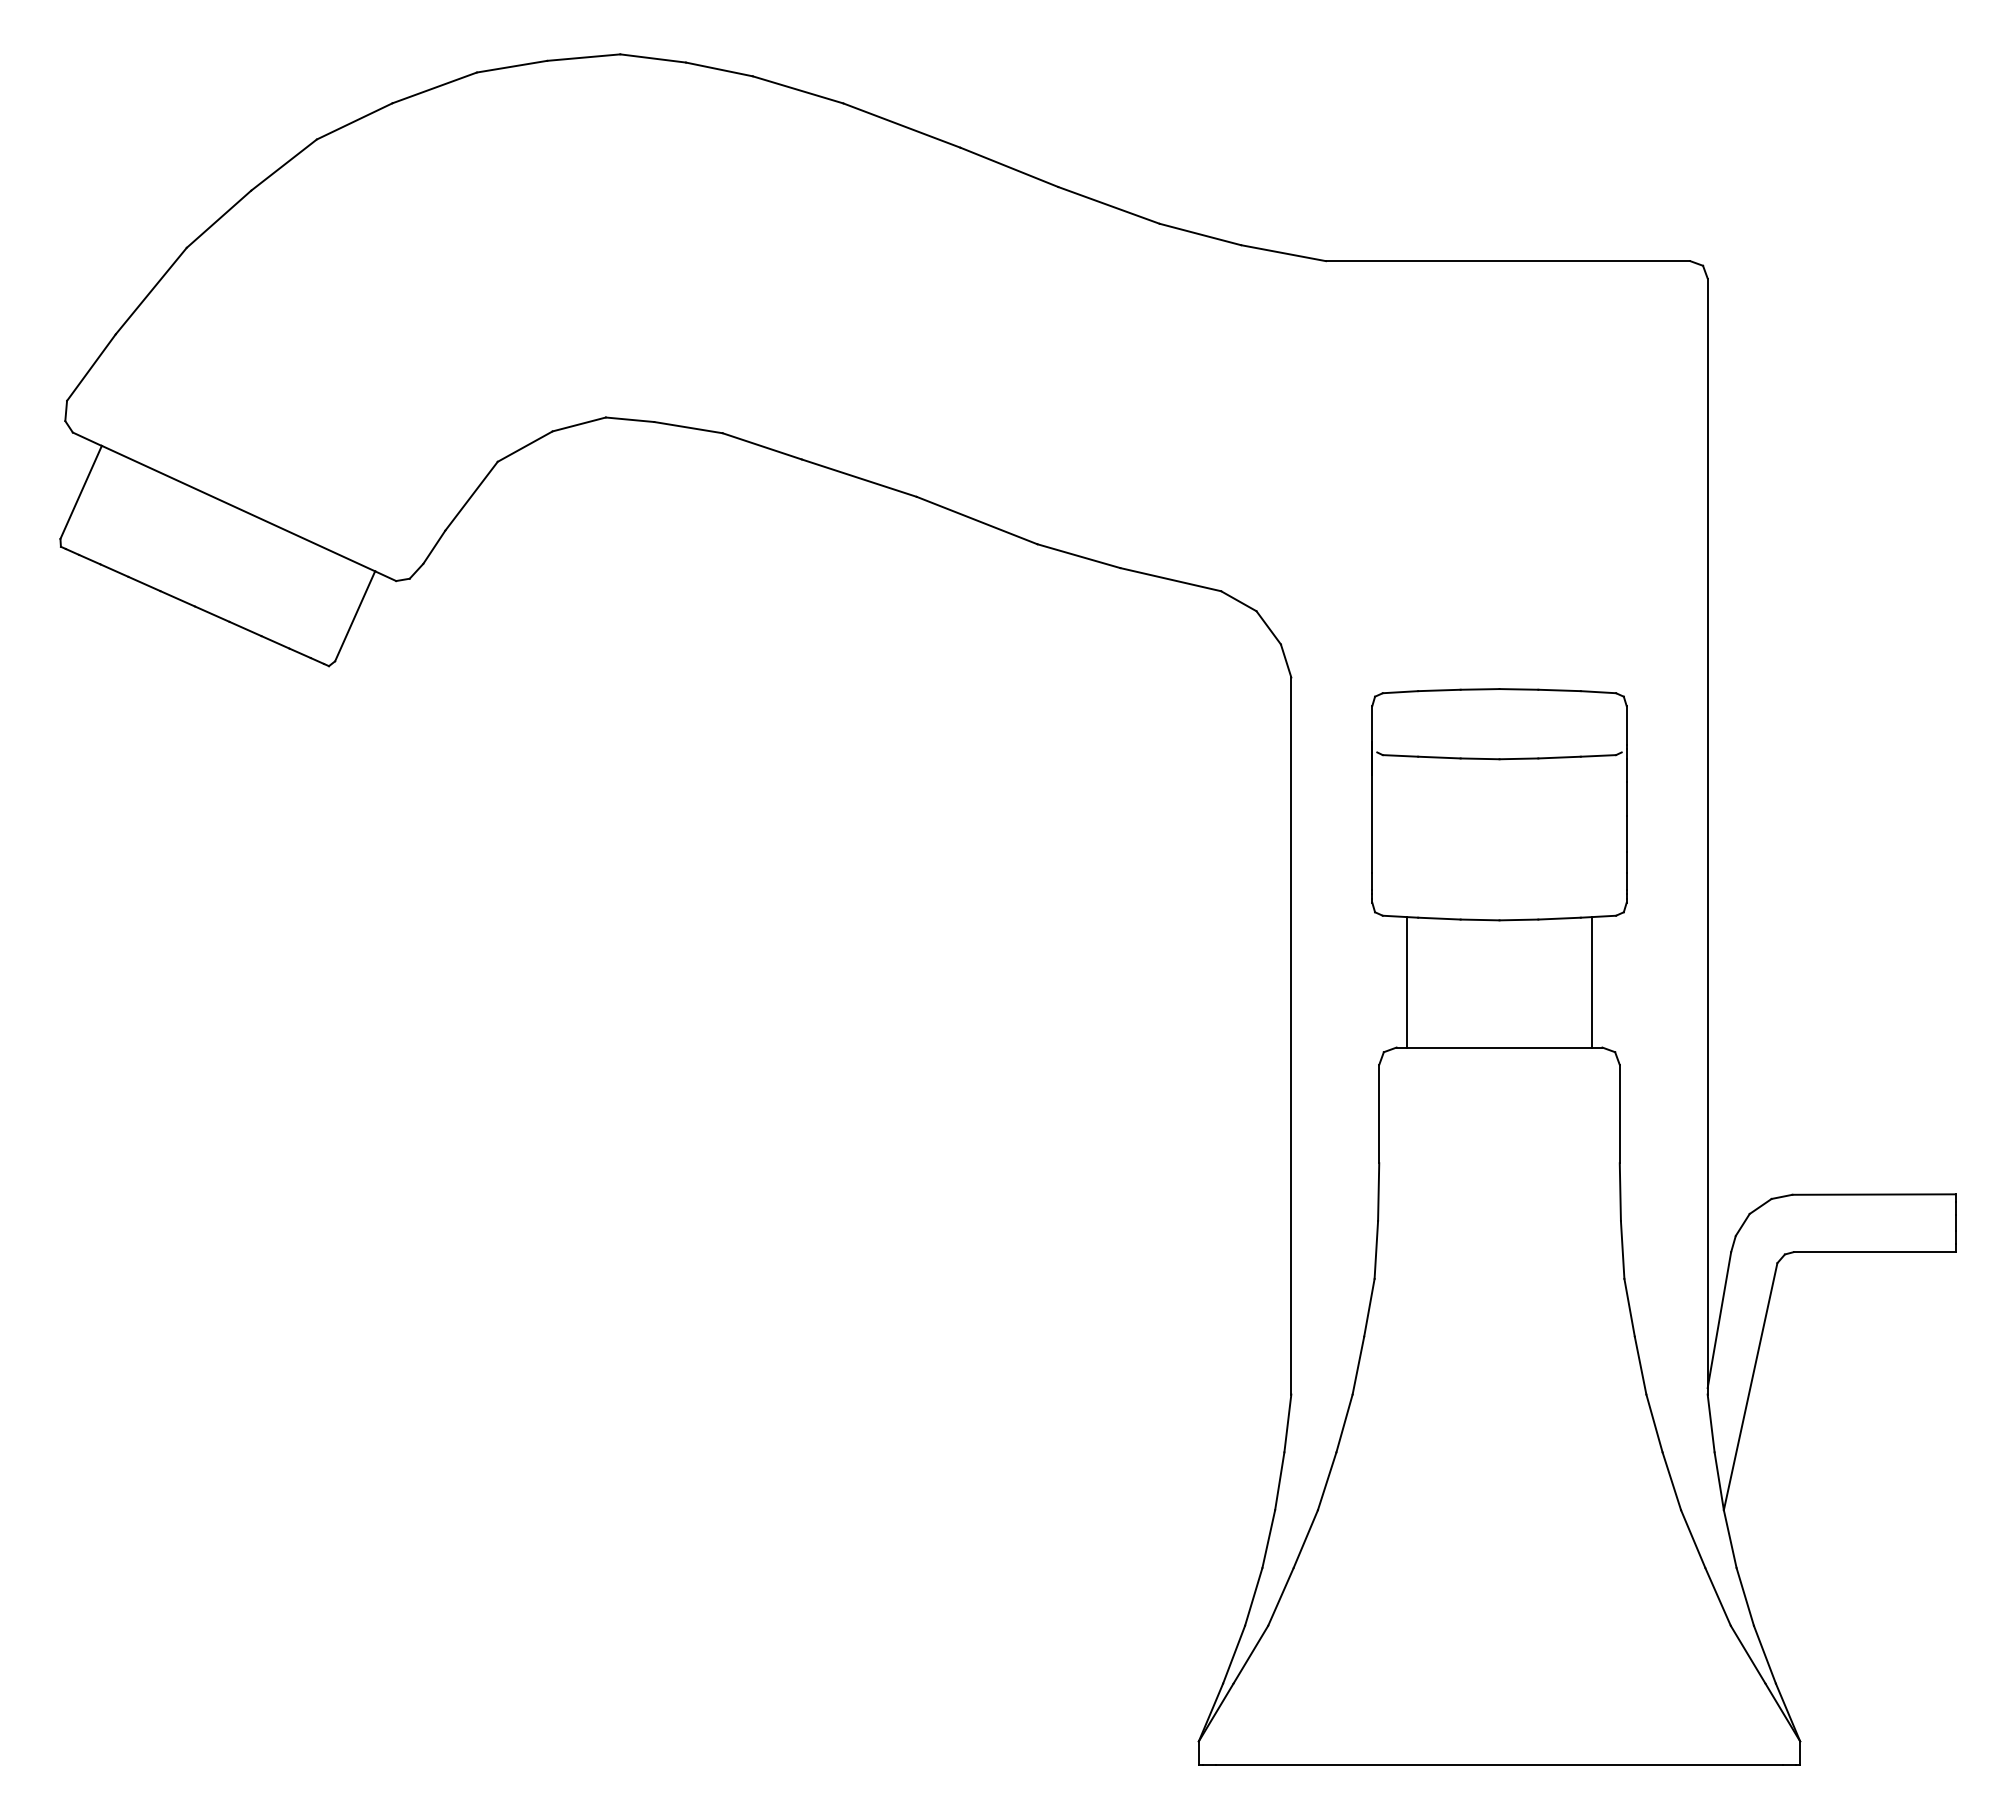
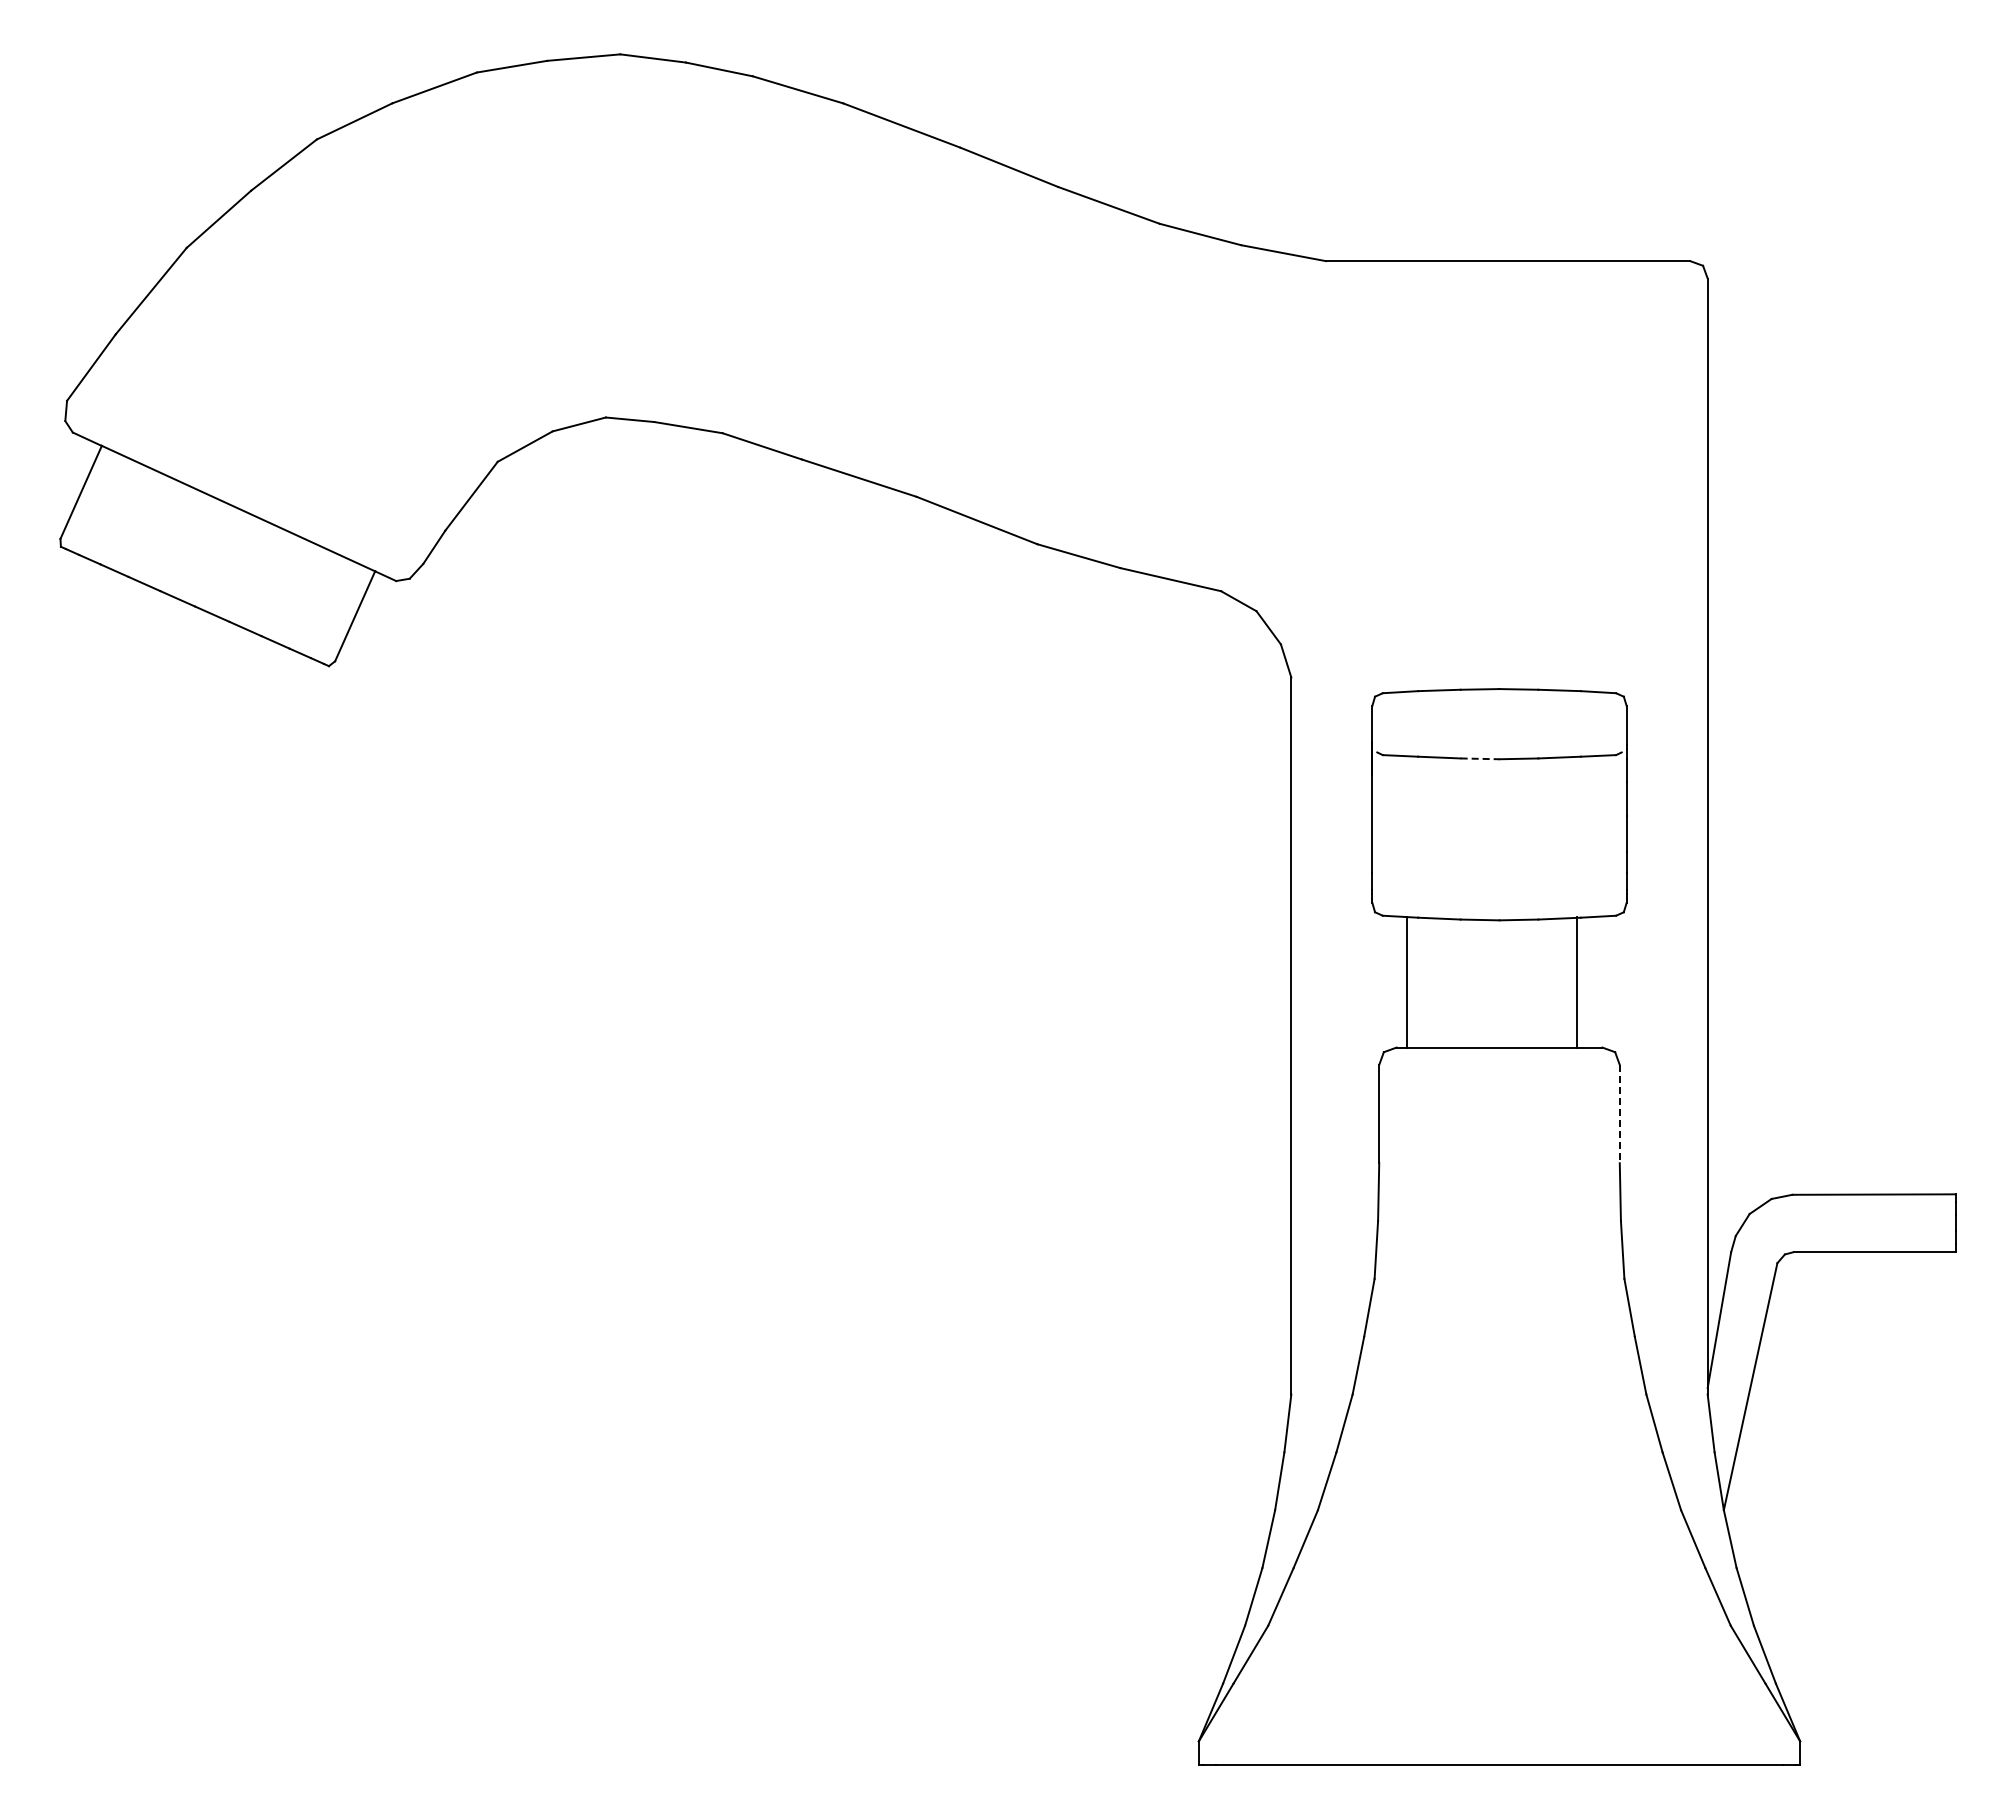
line: solid -> dashed (1480, 758)
line position: (1592, 982) -> (1577, 982) (1577, 982)
line: solid -> dashed (1619, 1114)
